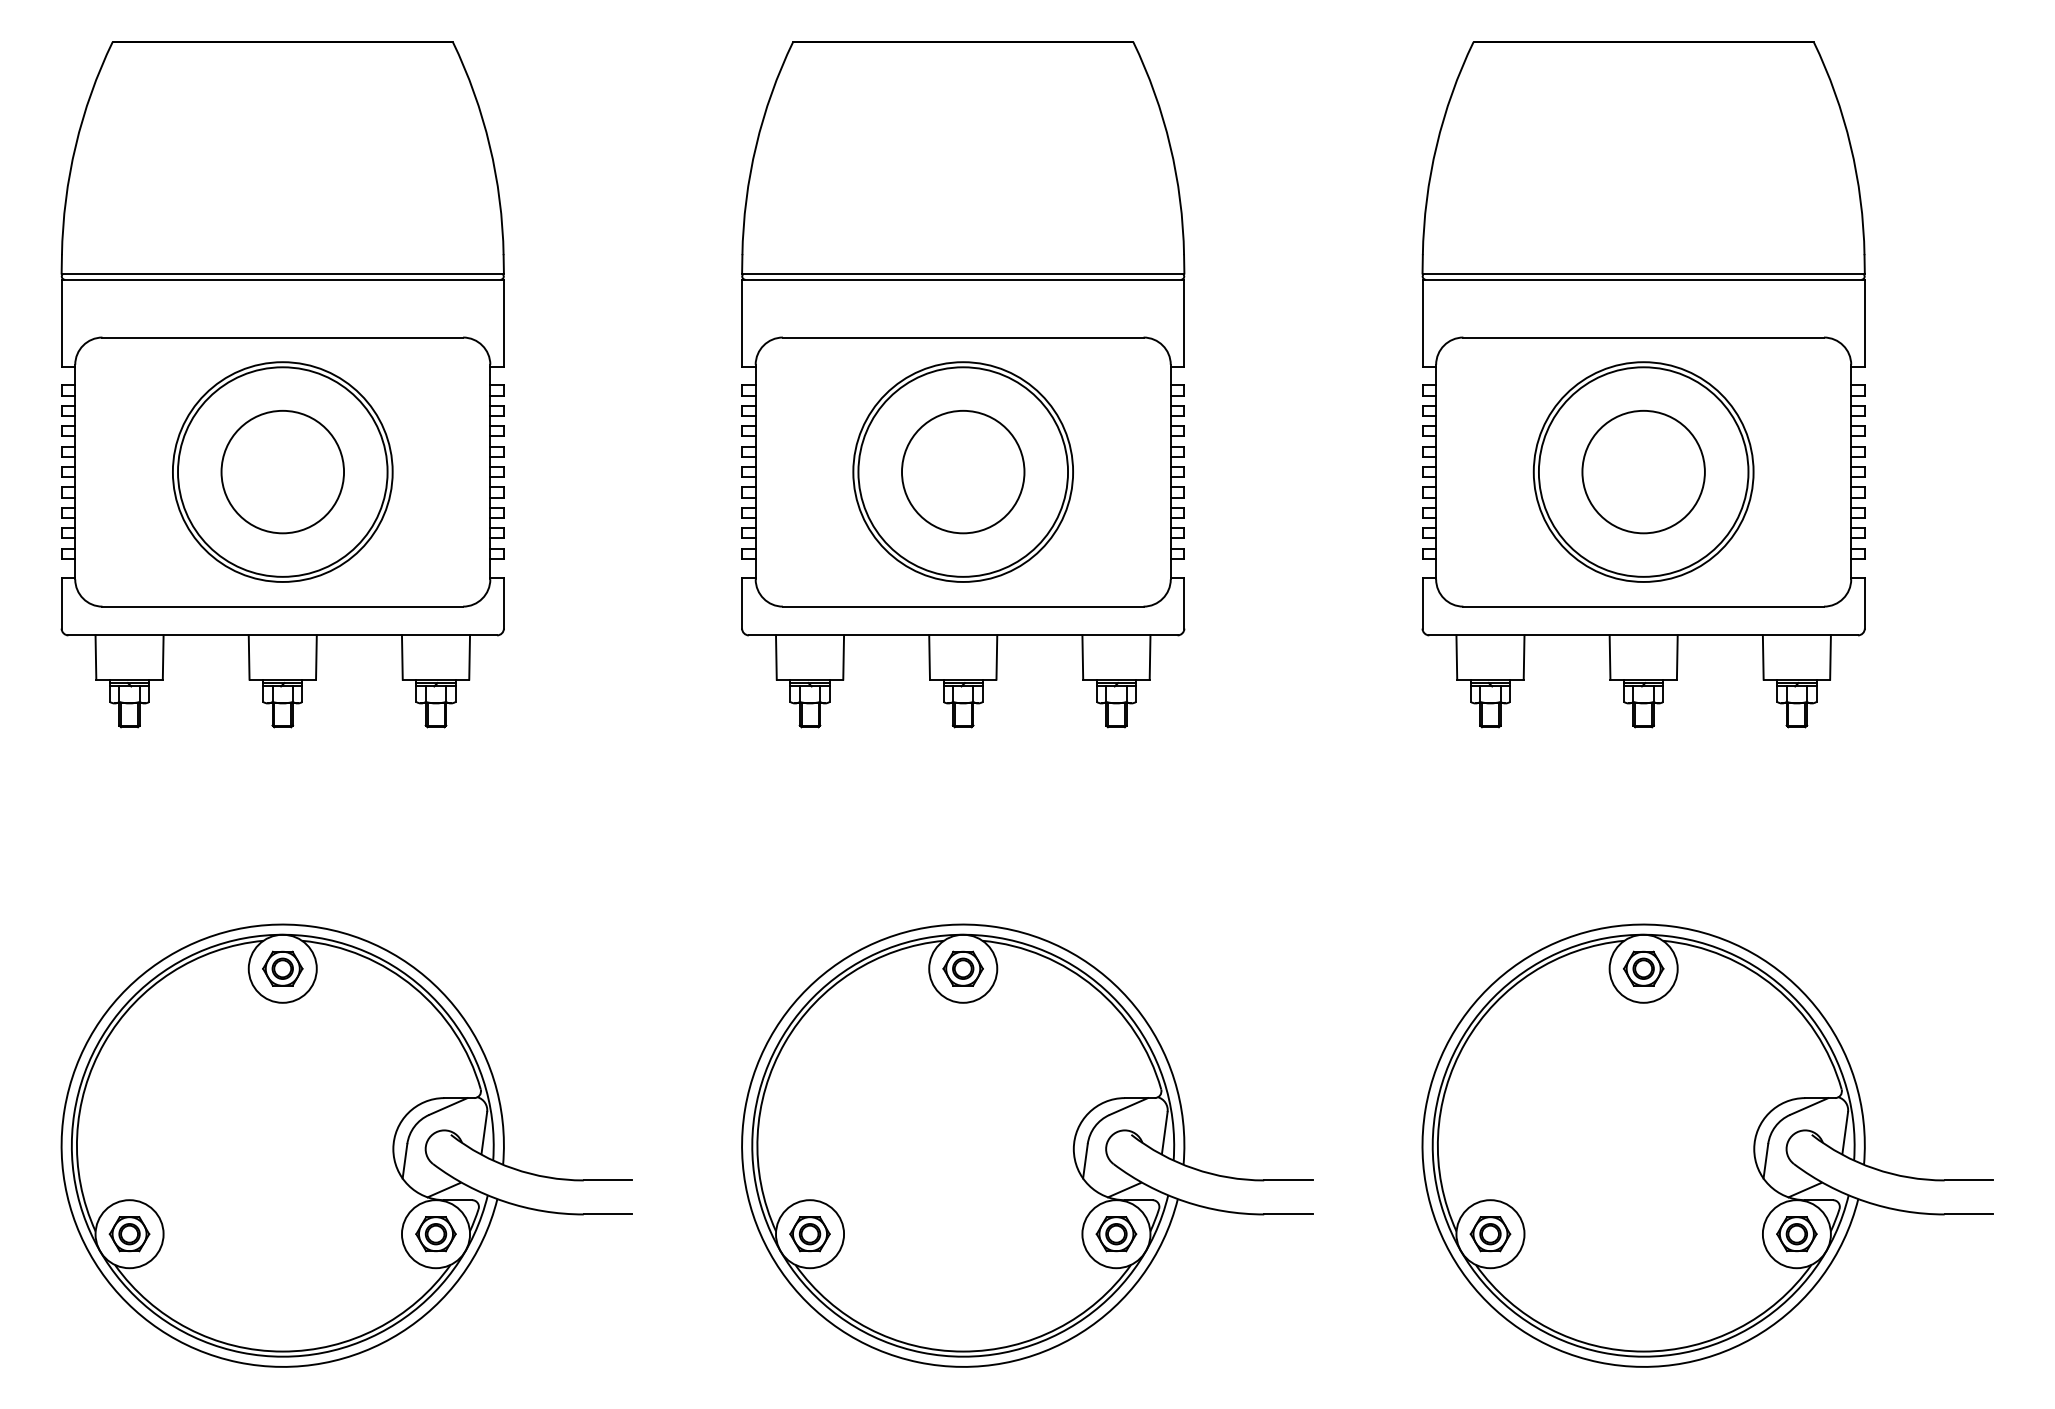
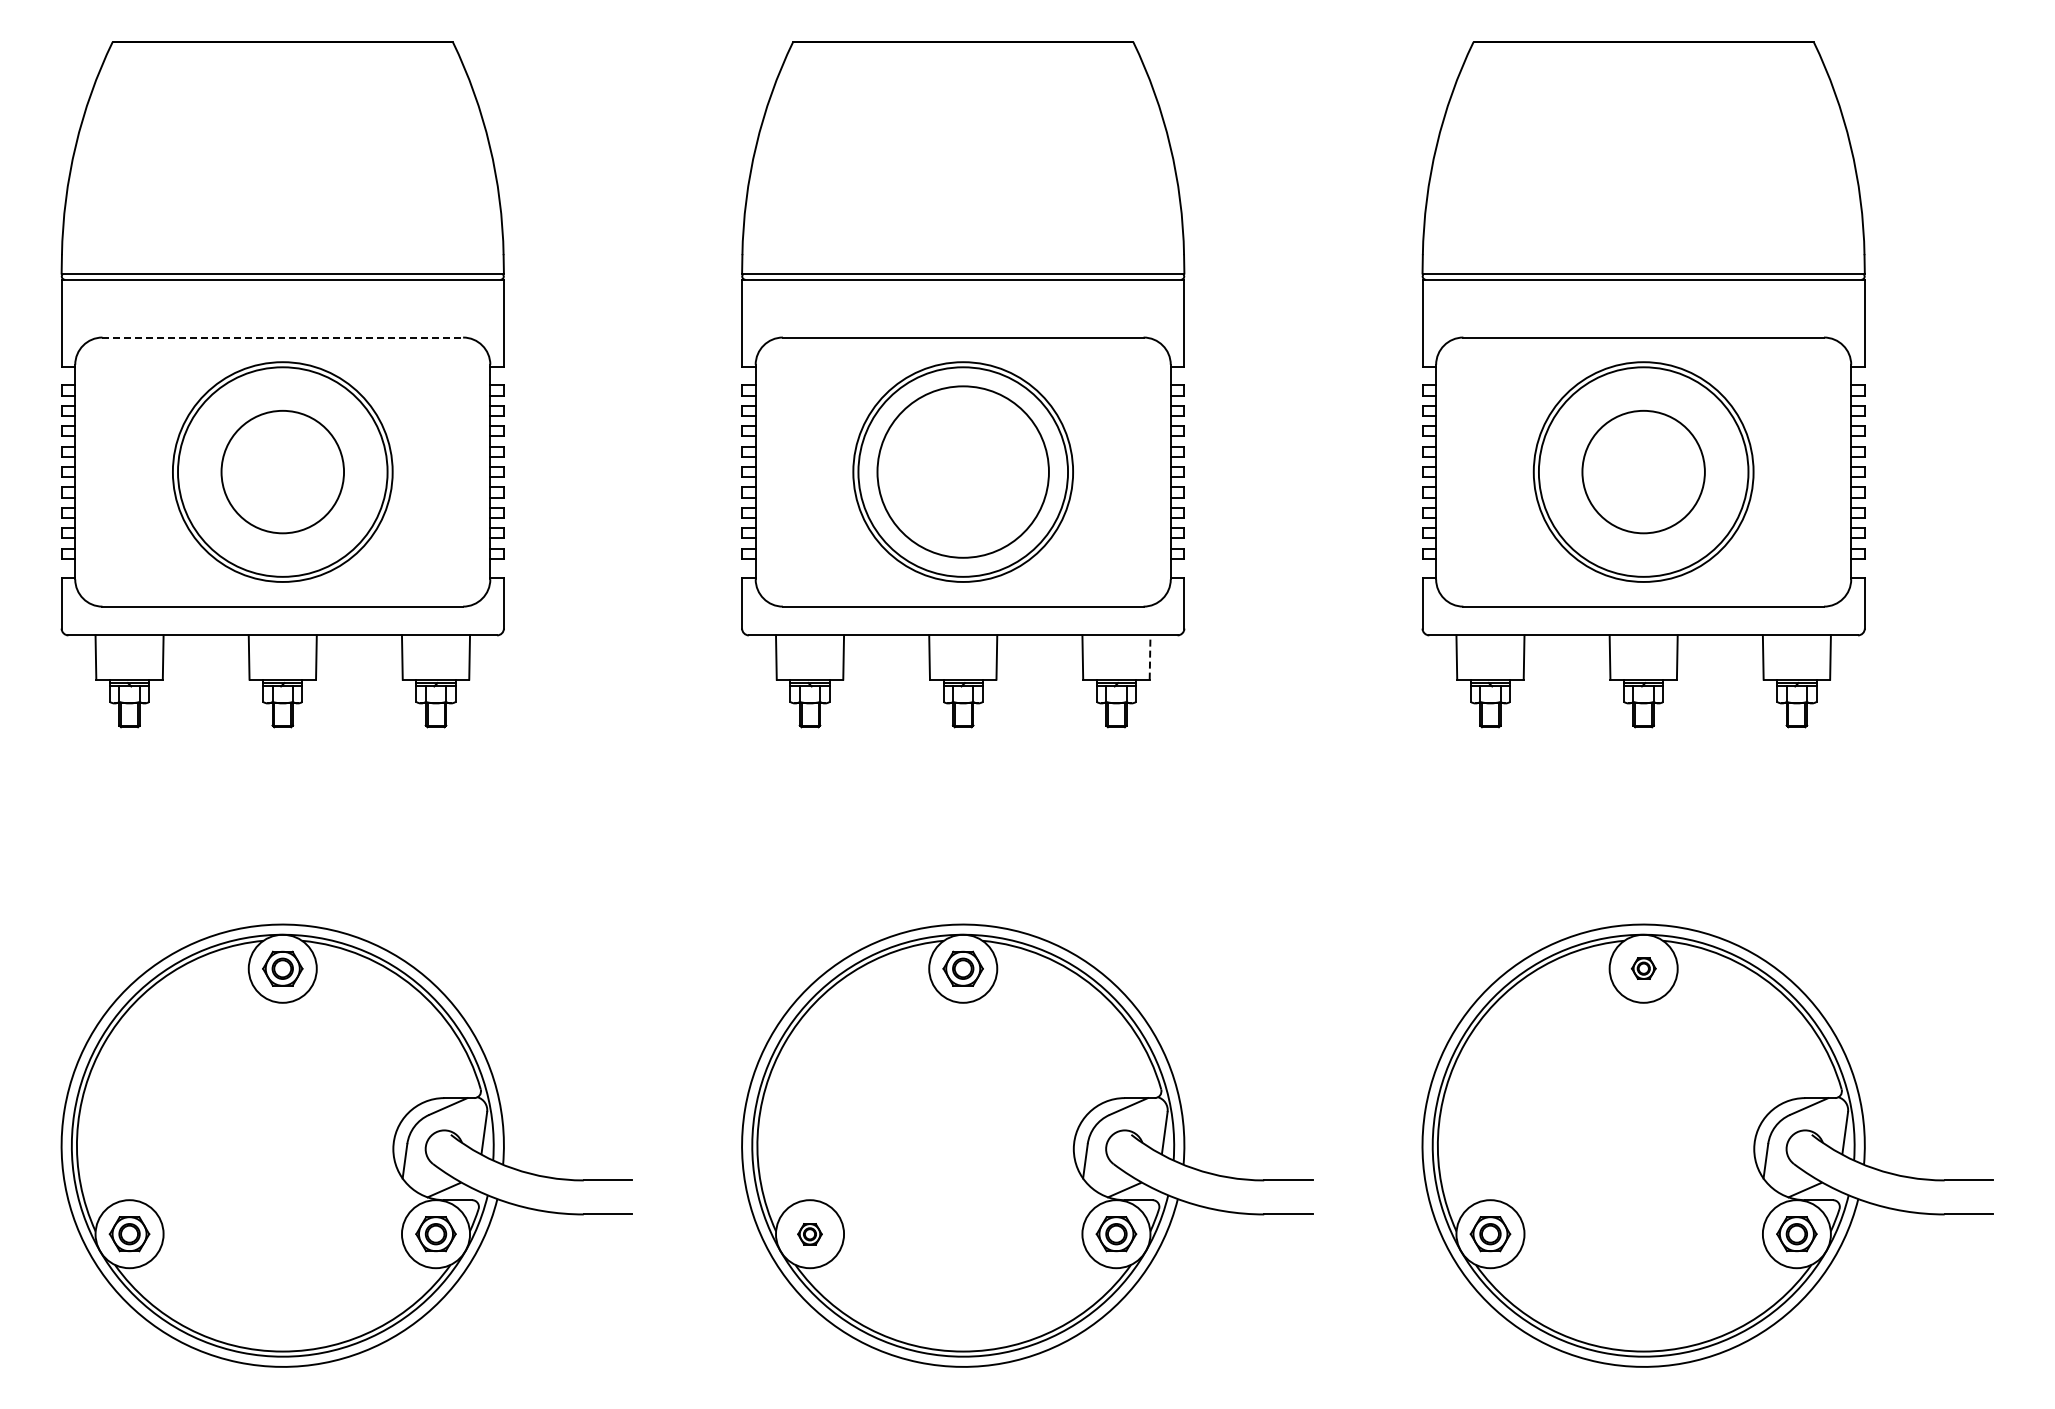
line: solid -> dashed (283, 337)
circle diameter: 122 px -> 171 px (962, 471)
line: solid -> dashed (1150, 657)
part size: 42x37 px -> 27x23 px (1643, 968)
part size: 42x37 px -> 26x23 px (809, 1234)
